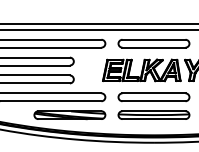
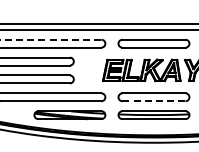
line: solid -> dashed (50, 39)
line: solid -> dashed (153, 101)
